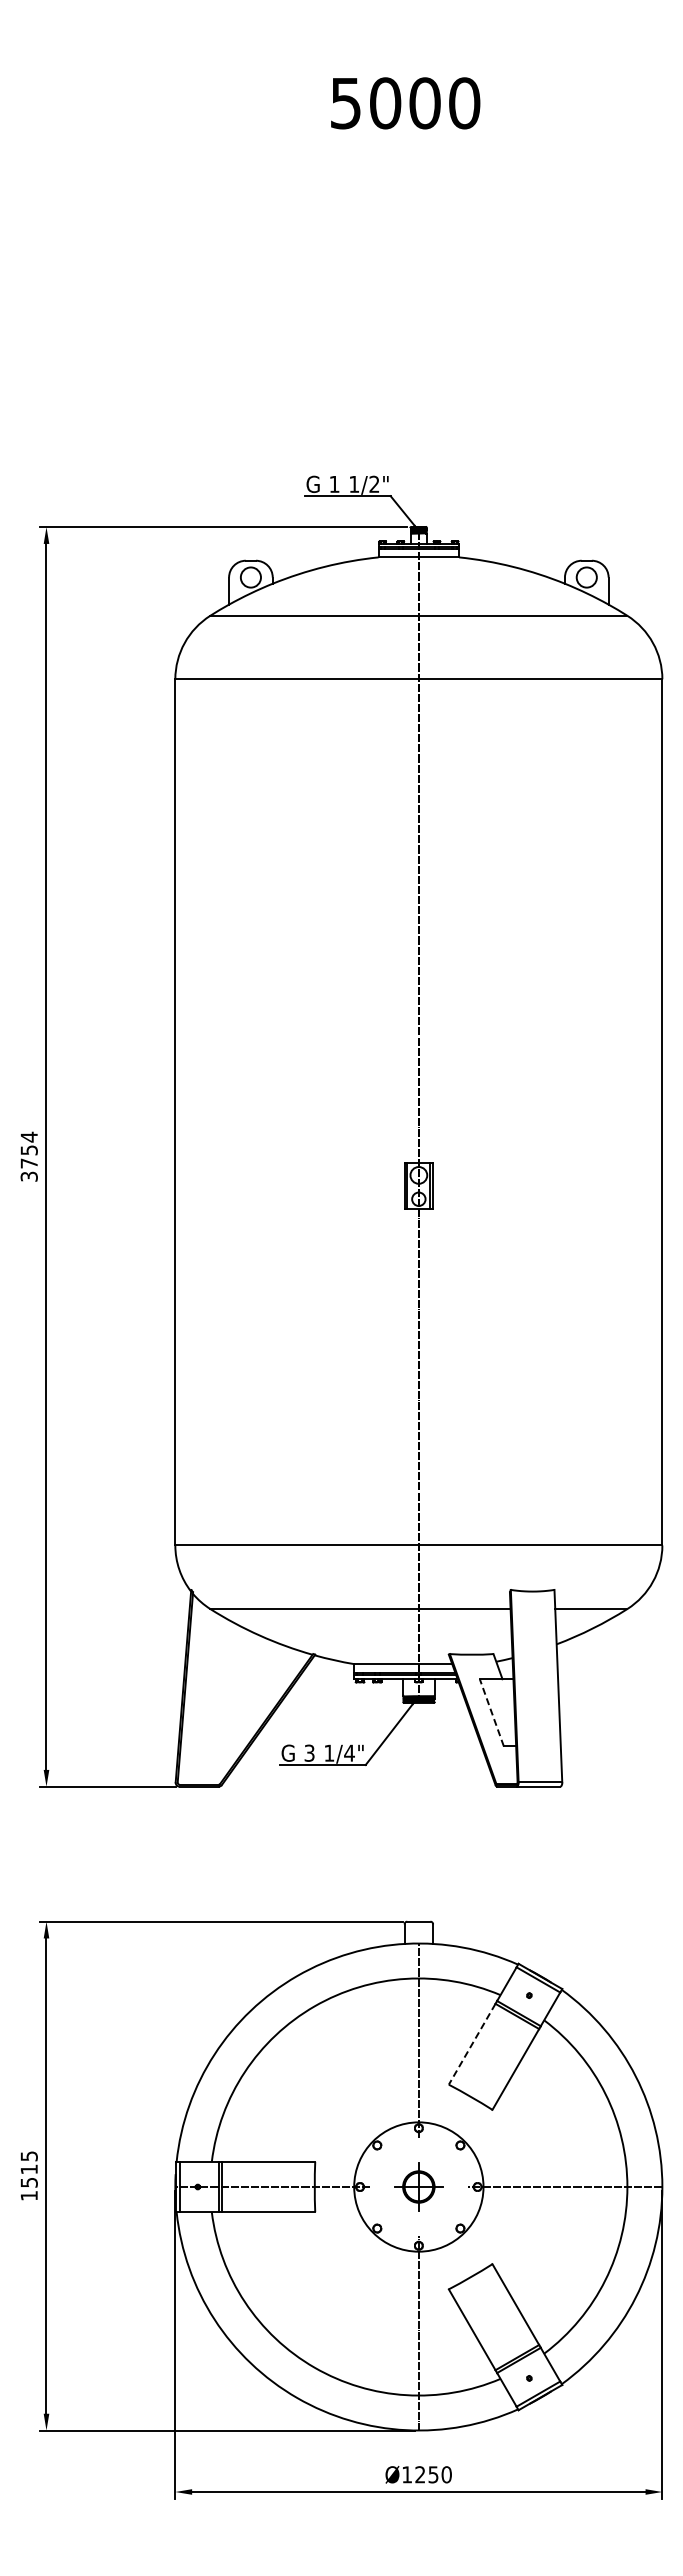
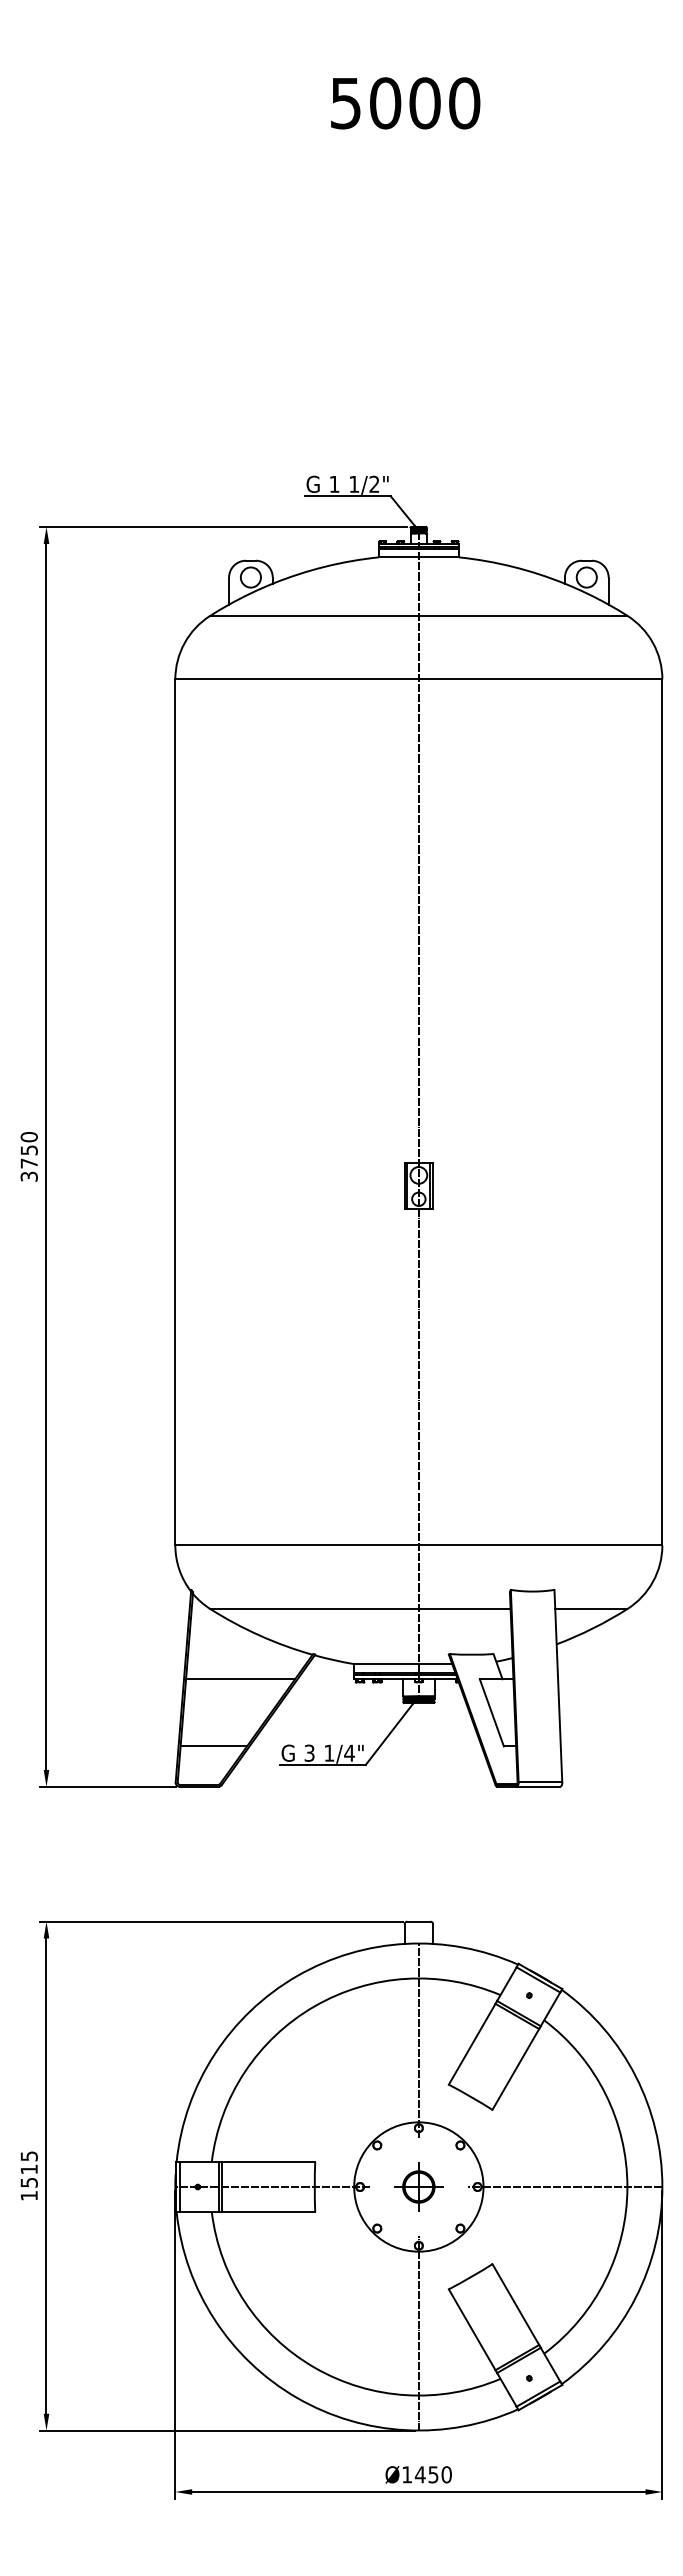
text: 3754 -> 3750 (28, 1136)
line: none -> present (240, 1679)
line: dashed -> solid (491, 1712)
line: none -> present (213, 1746)
line: dashed -> solid (472, 2044)
text: Ø1250 -> Ø1450 (419, 2474)
